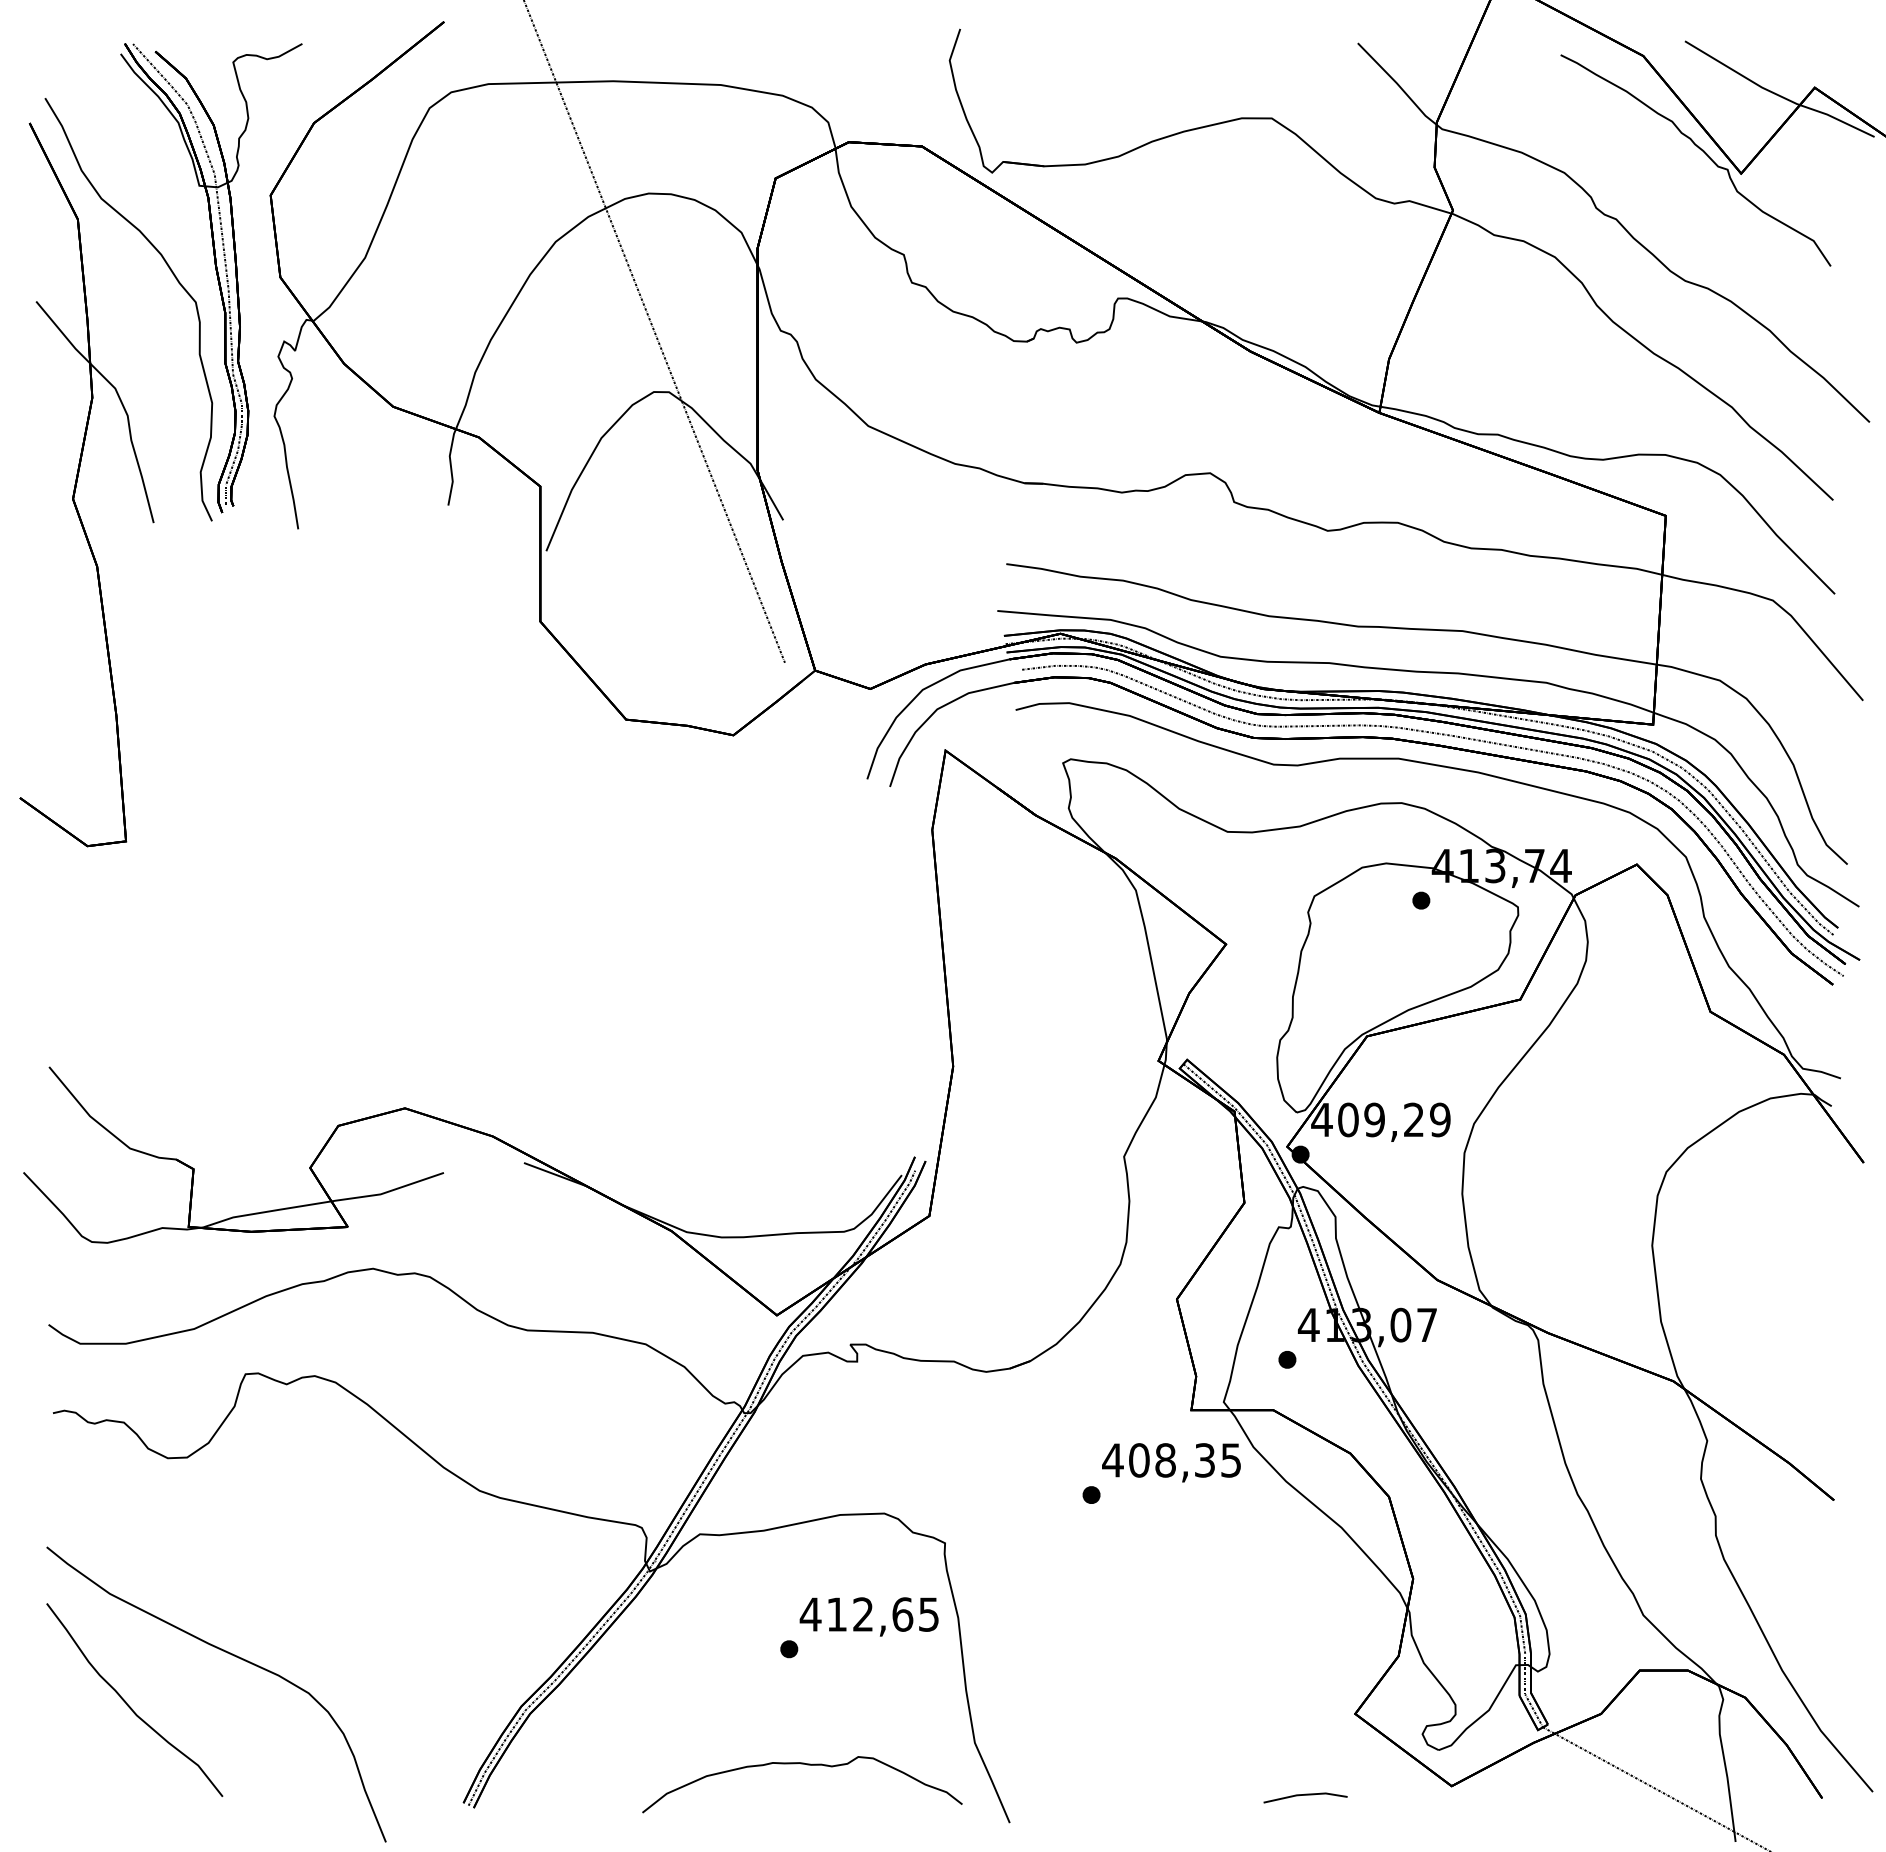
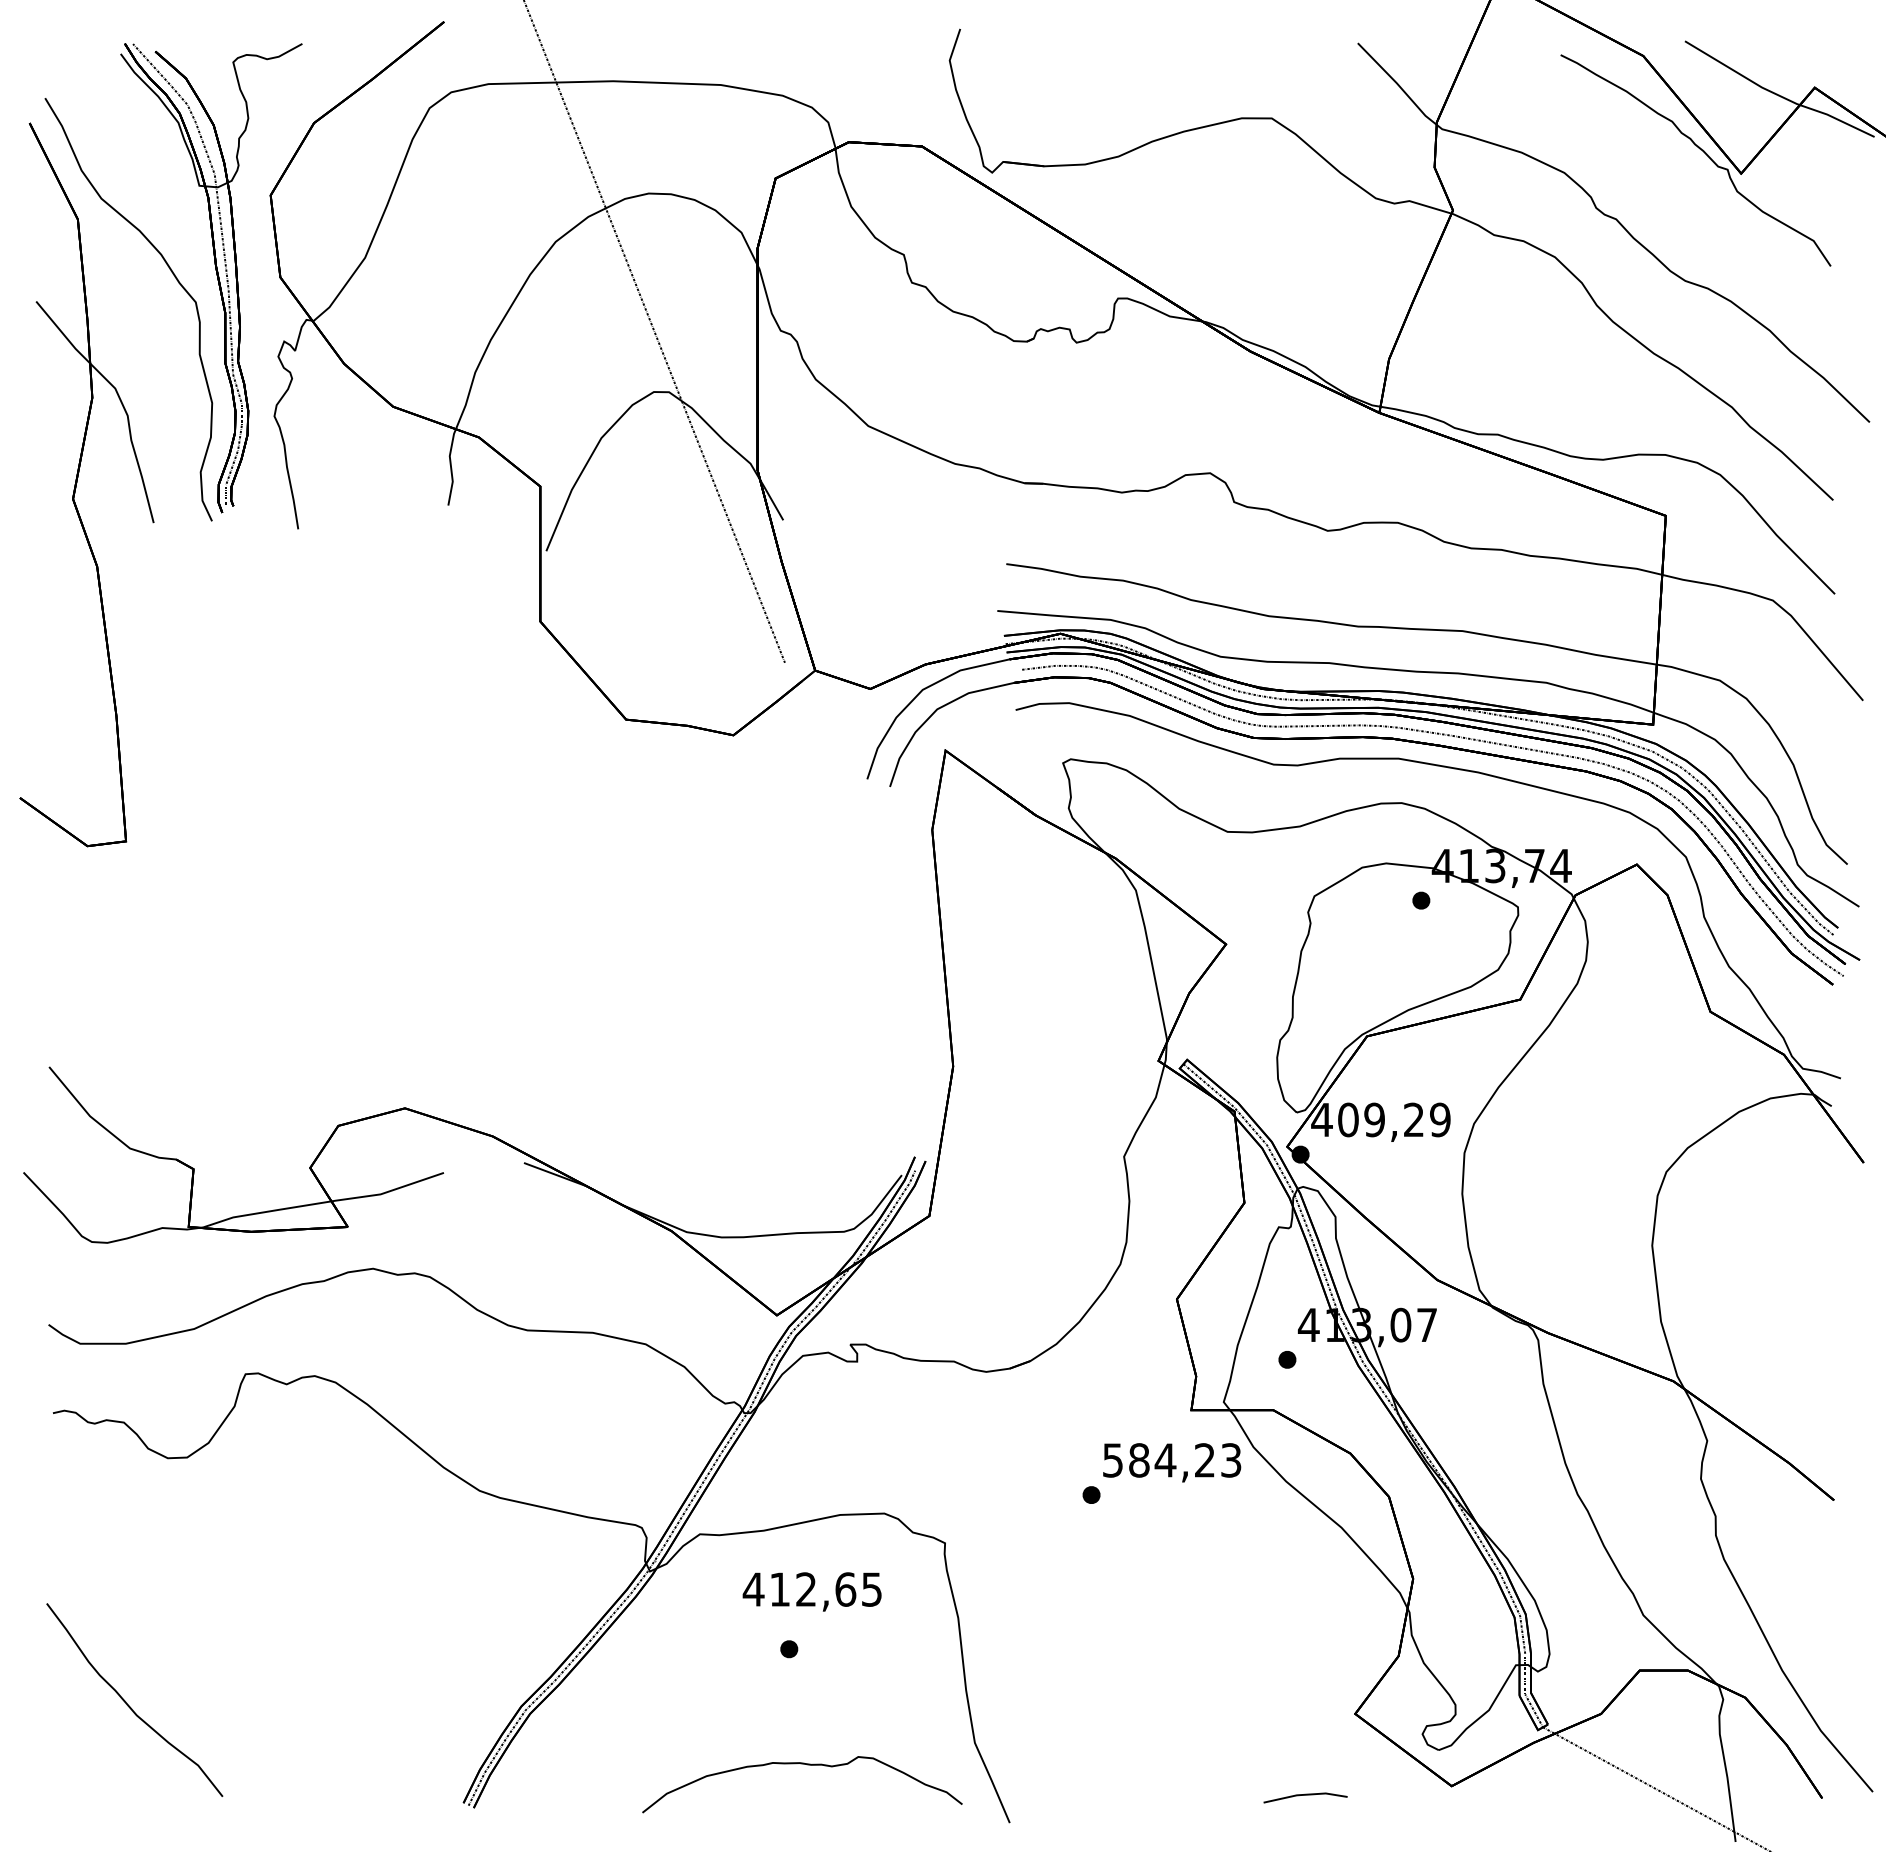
text: 408,35 -> 584,23 (1171, 1460)
text position: (868, 1616) -> (811, 1591) (811, 1591)
part: present -> none (231, 1655)
